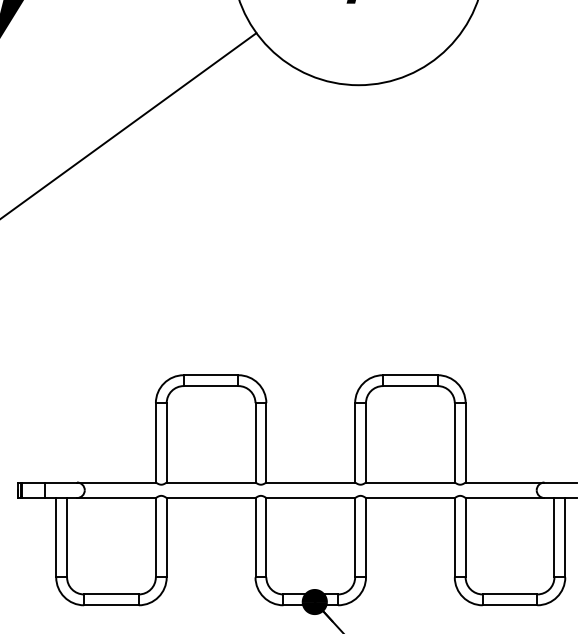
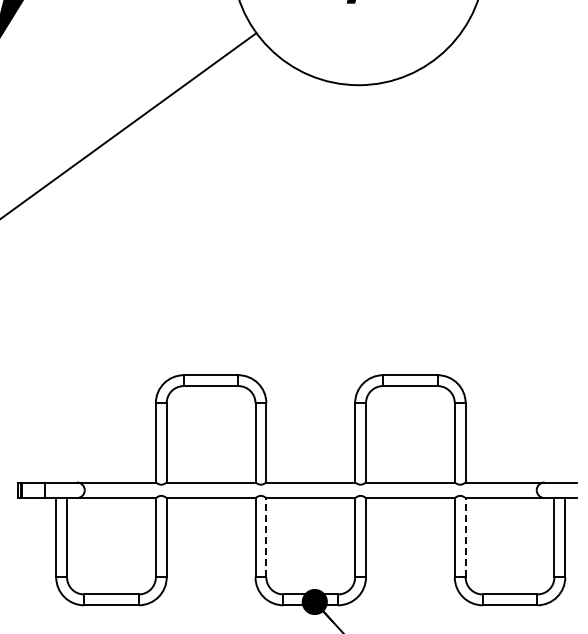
line: solid -> dashed (266, 537)
line: solid -> dashed (465, 537)
